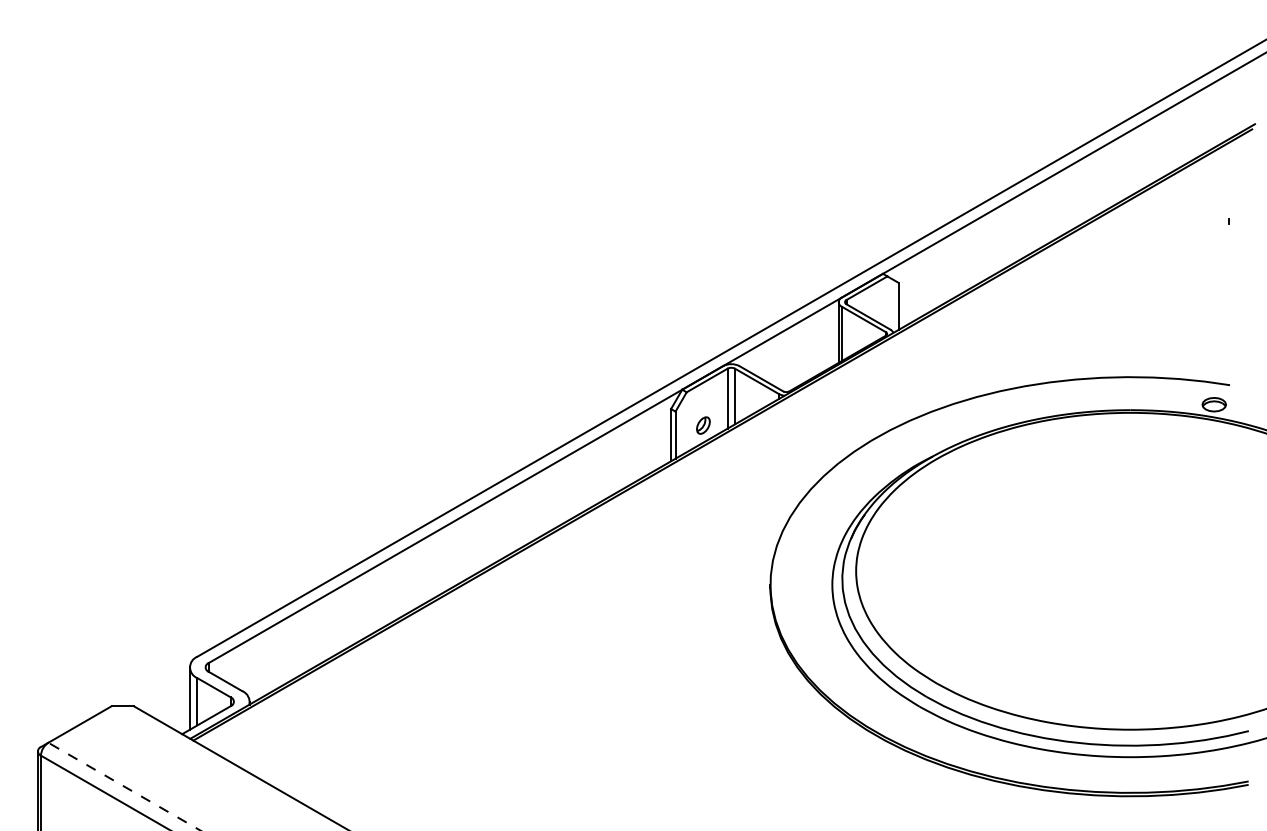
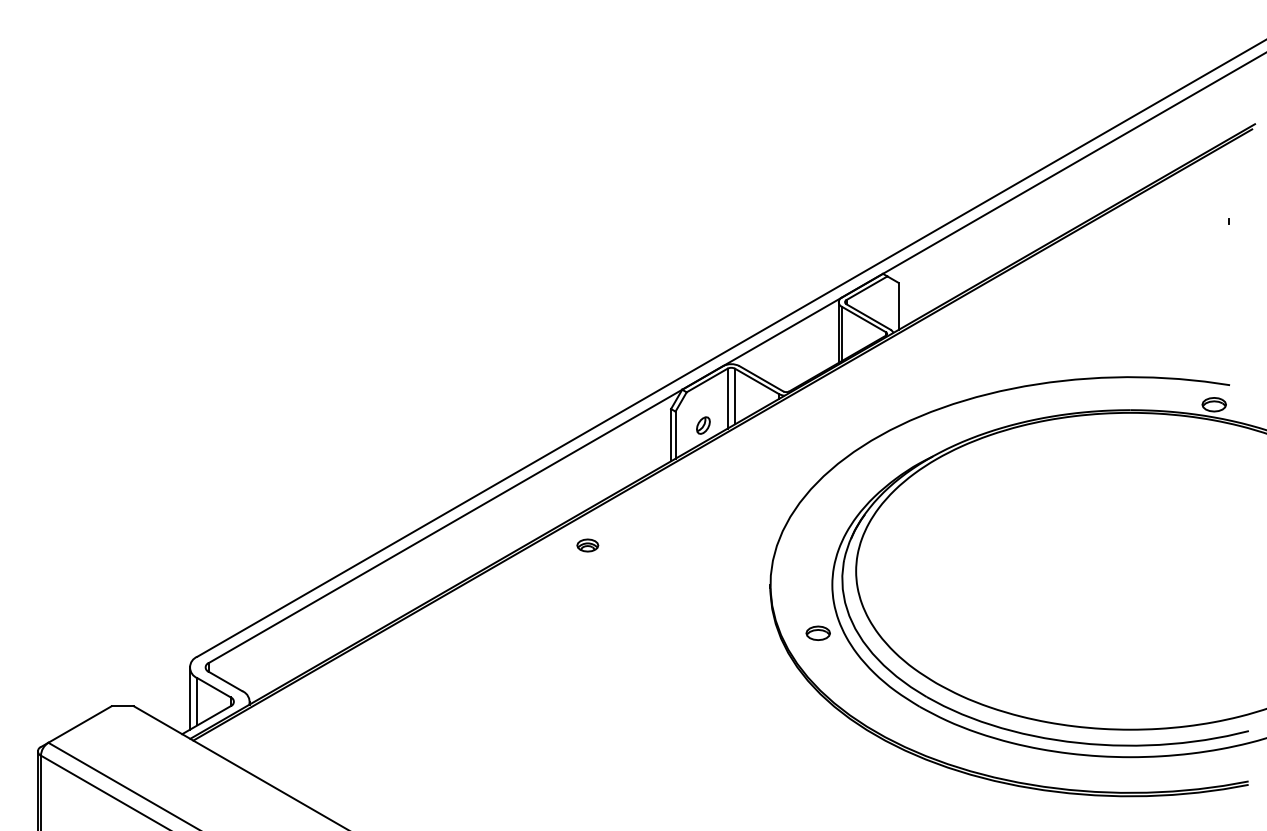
part: none -> present (587, 545)
part: none -> present (817, 632)
line: dashed -> solid (124, 786)
